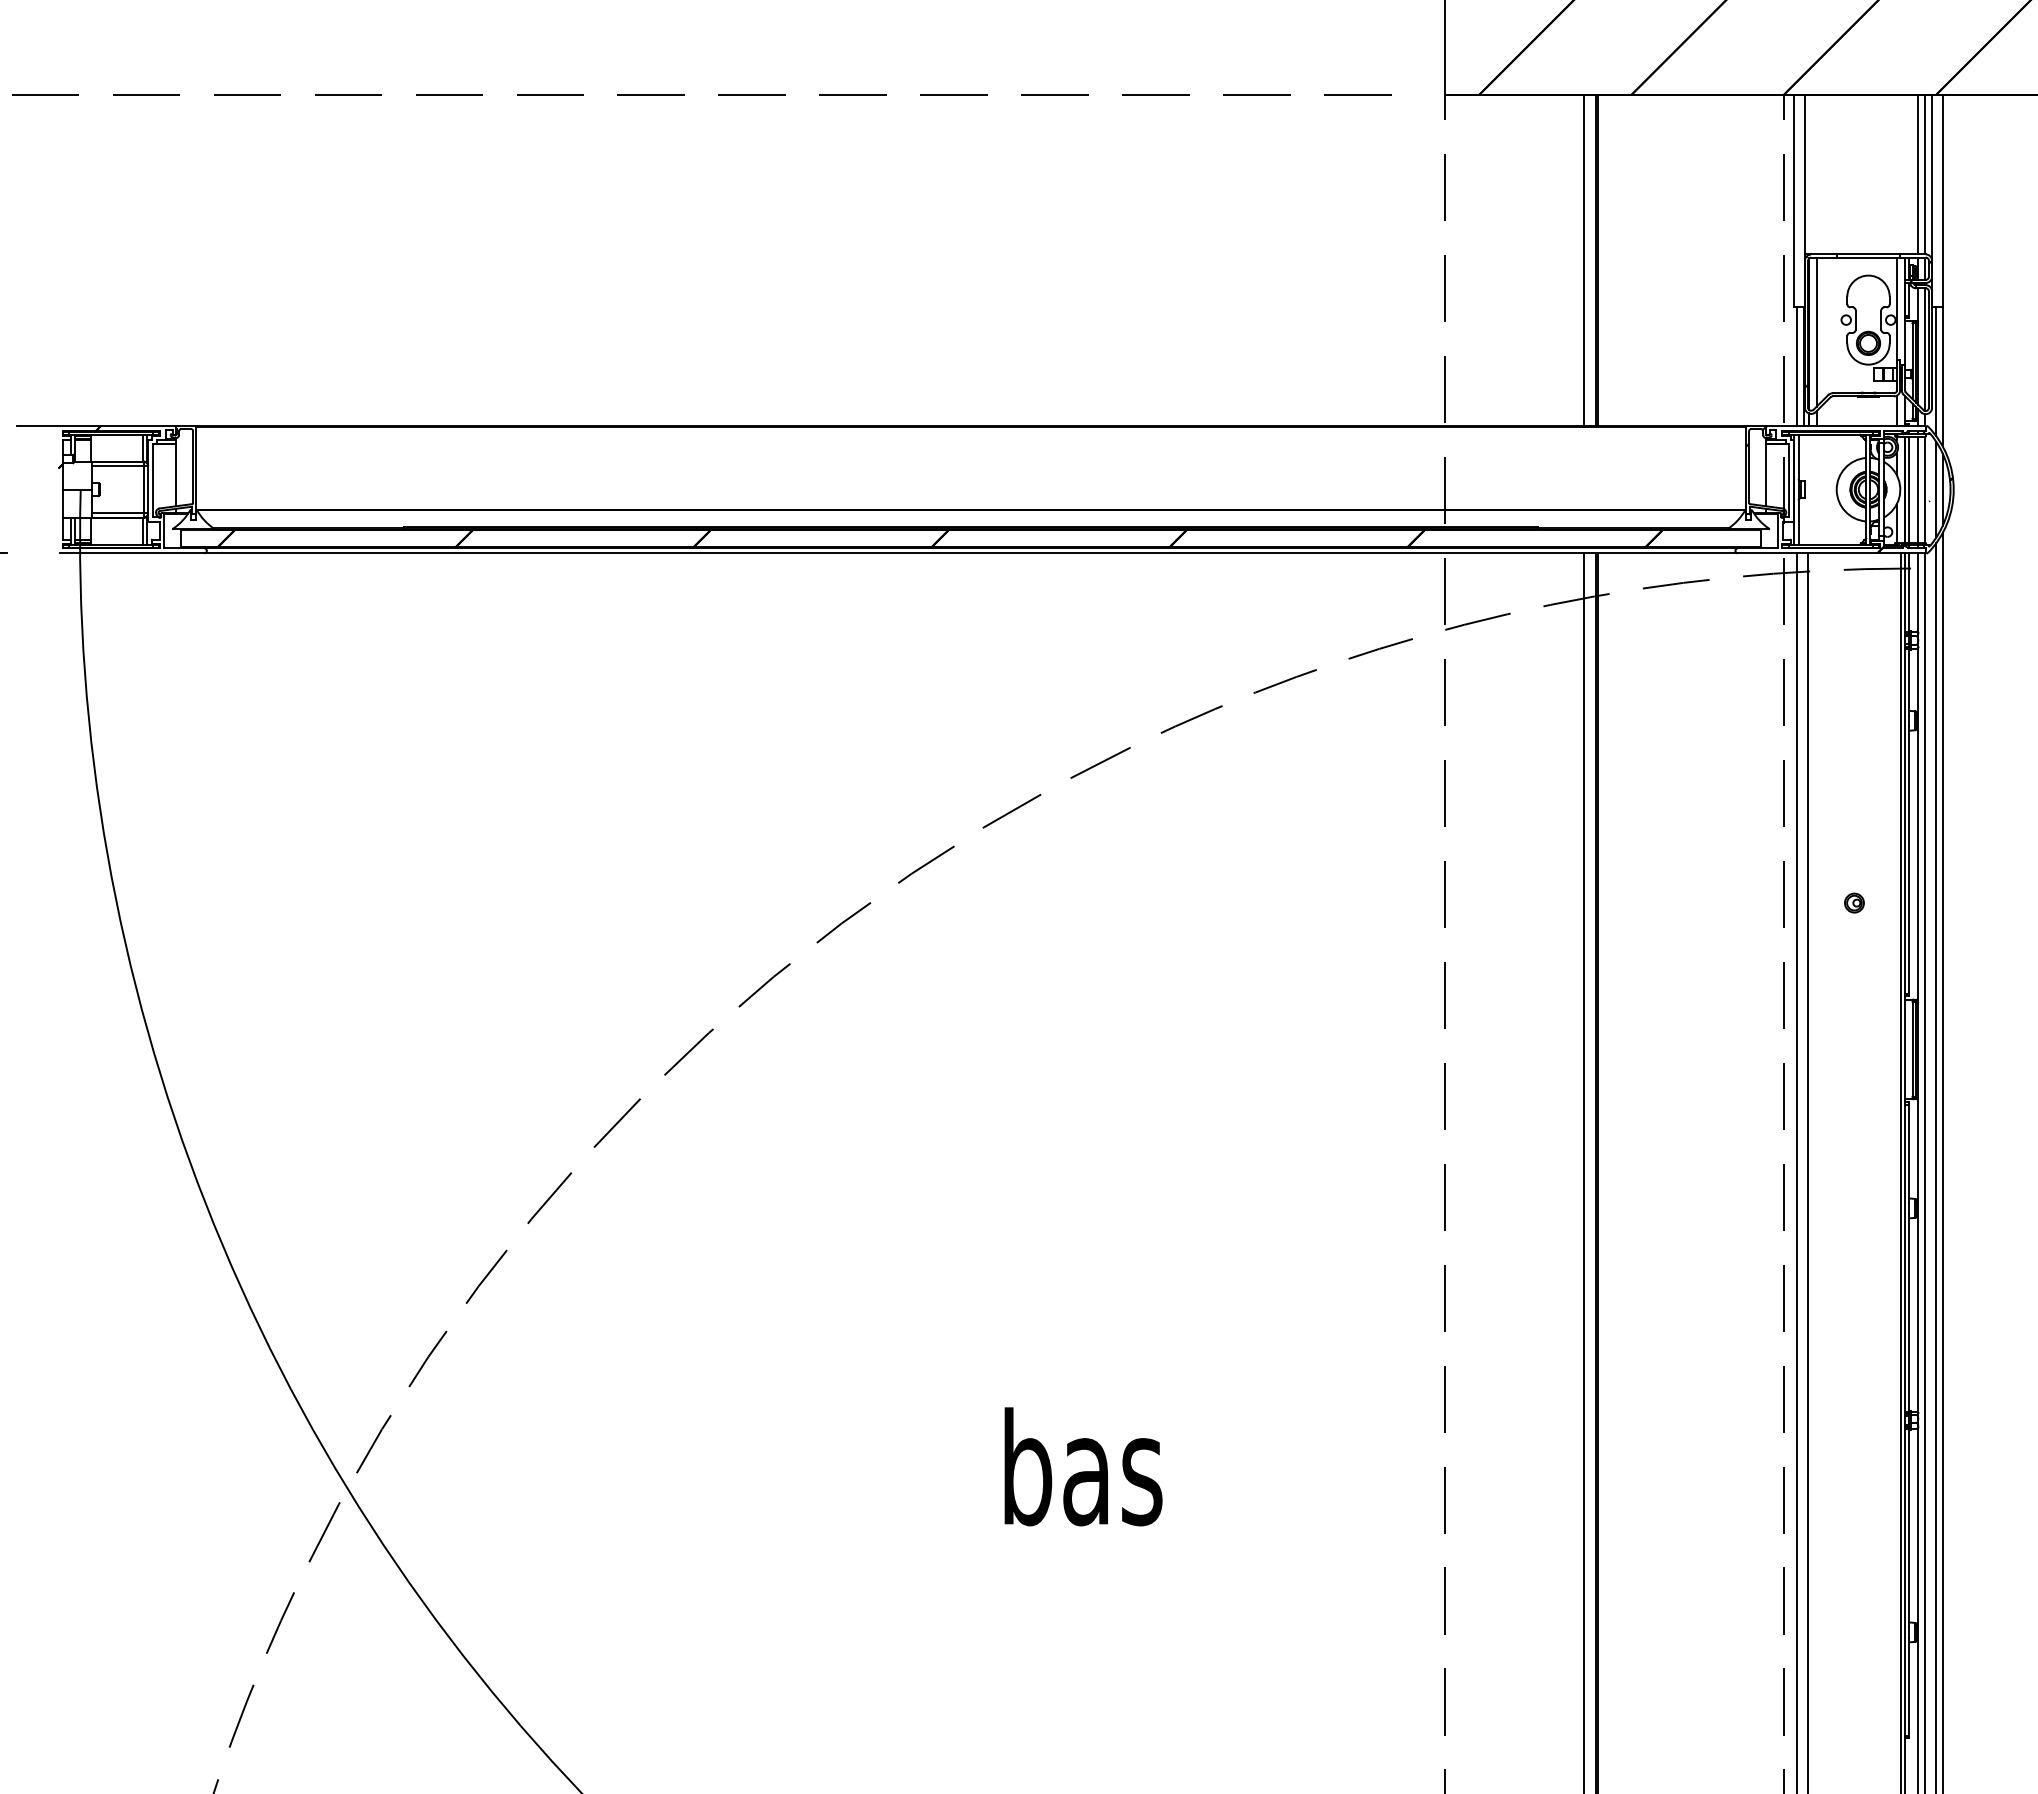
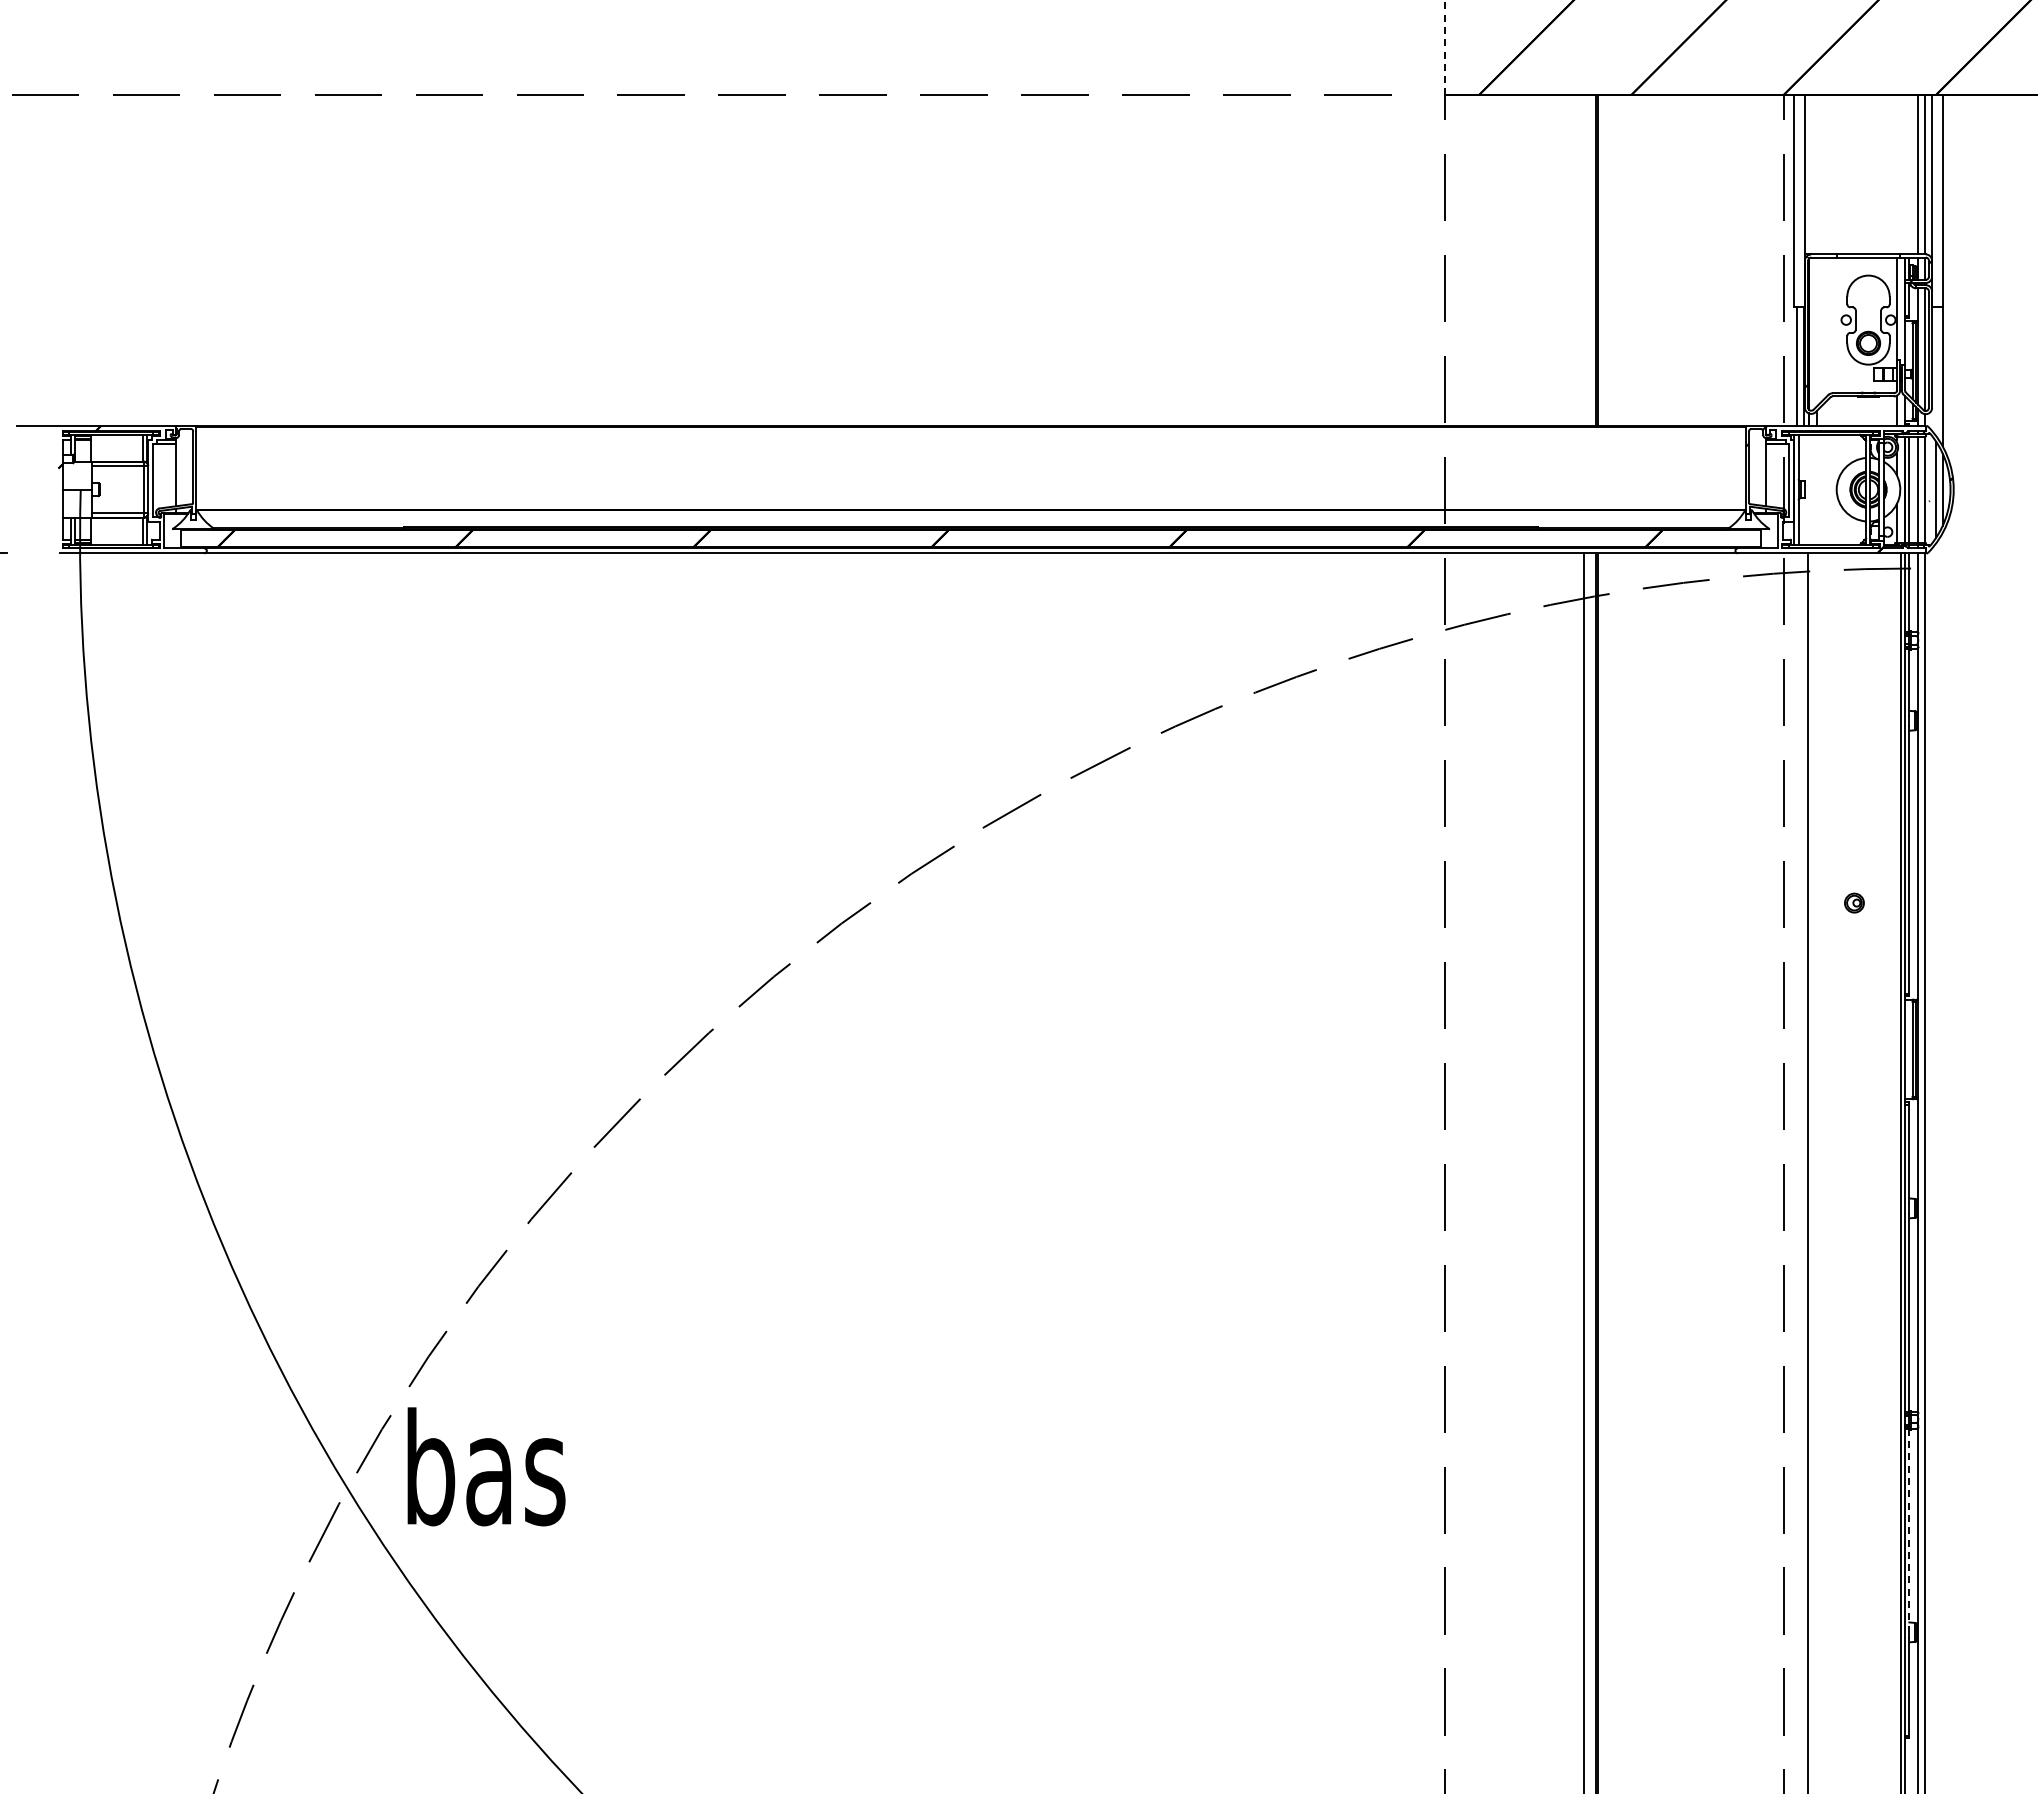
line: solid -> dashed (1444, 47)
line: present -> none (1584, 260)
line: present -> none (1816, 331)
line: present -> none (1936, 371)
line: present -> none (1942, 1161)
line: present -> none (1936, 1166)
line: present -> none (1797, 1171)
text position: (1083, 1466) -> (486, 1466) (486, 1466)
line: solid -> dashed (1909, 1528)
